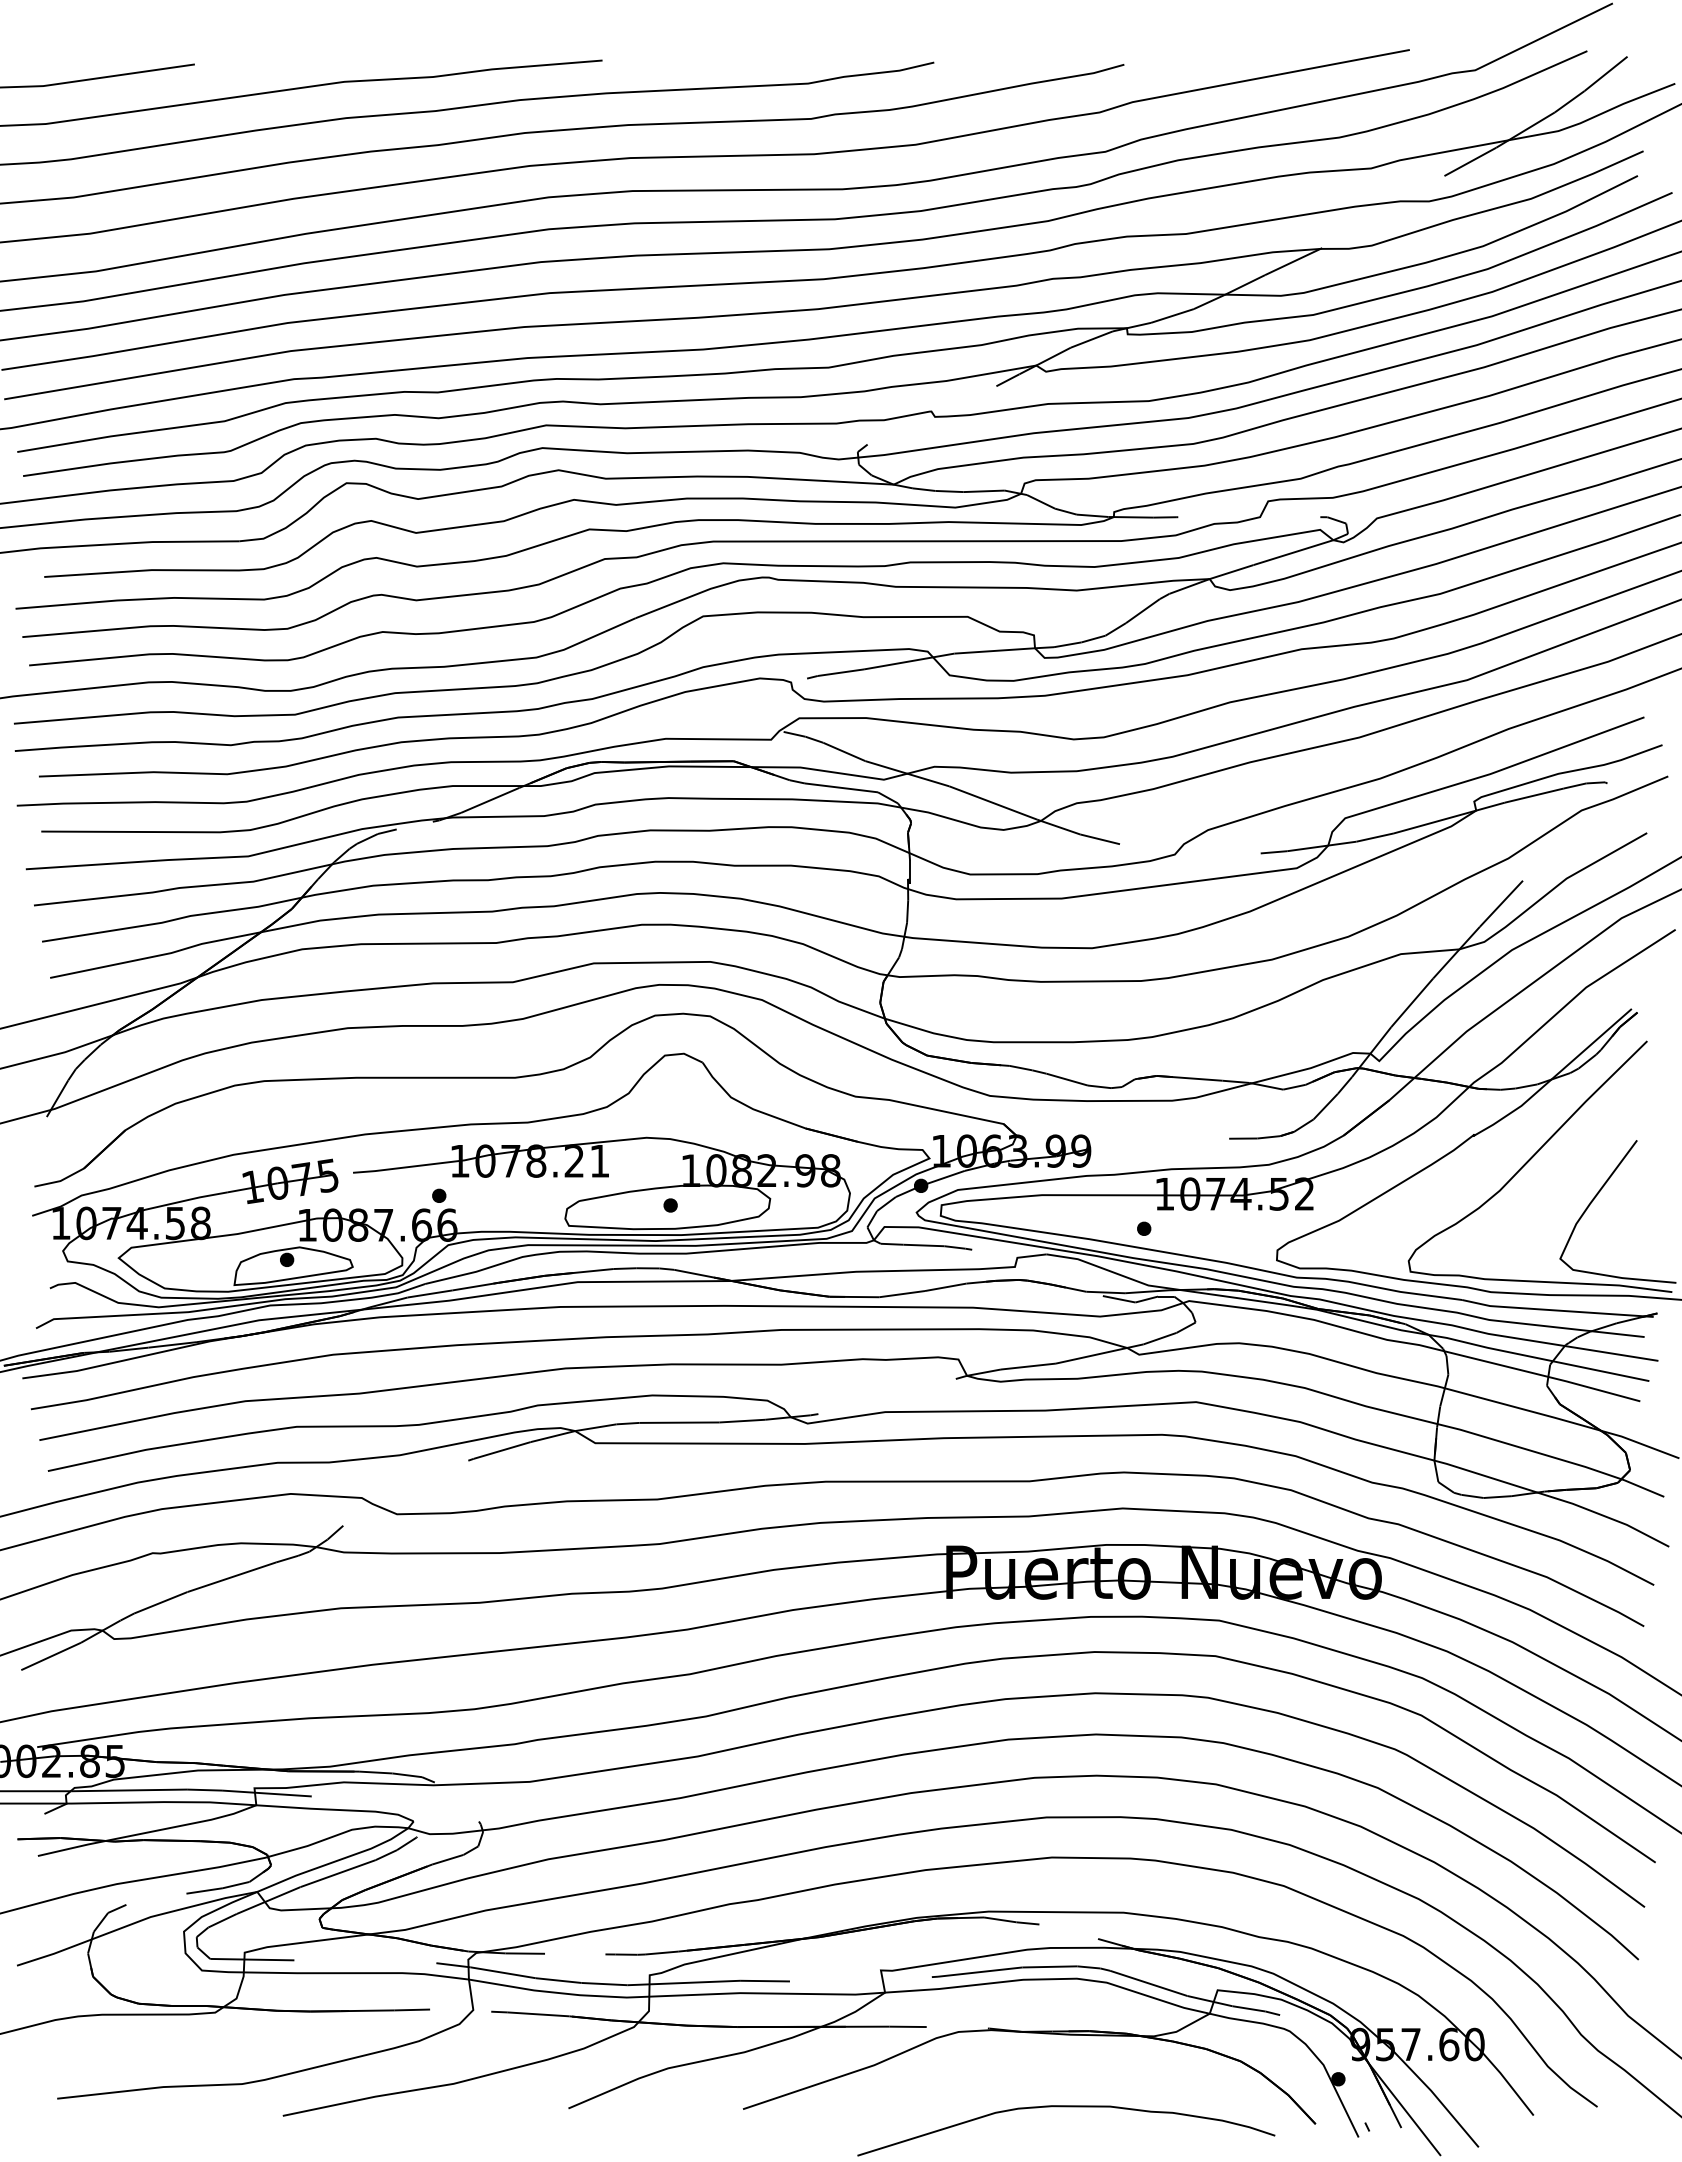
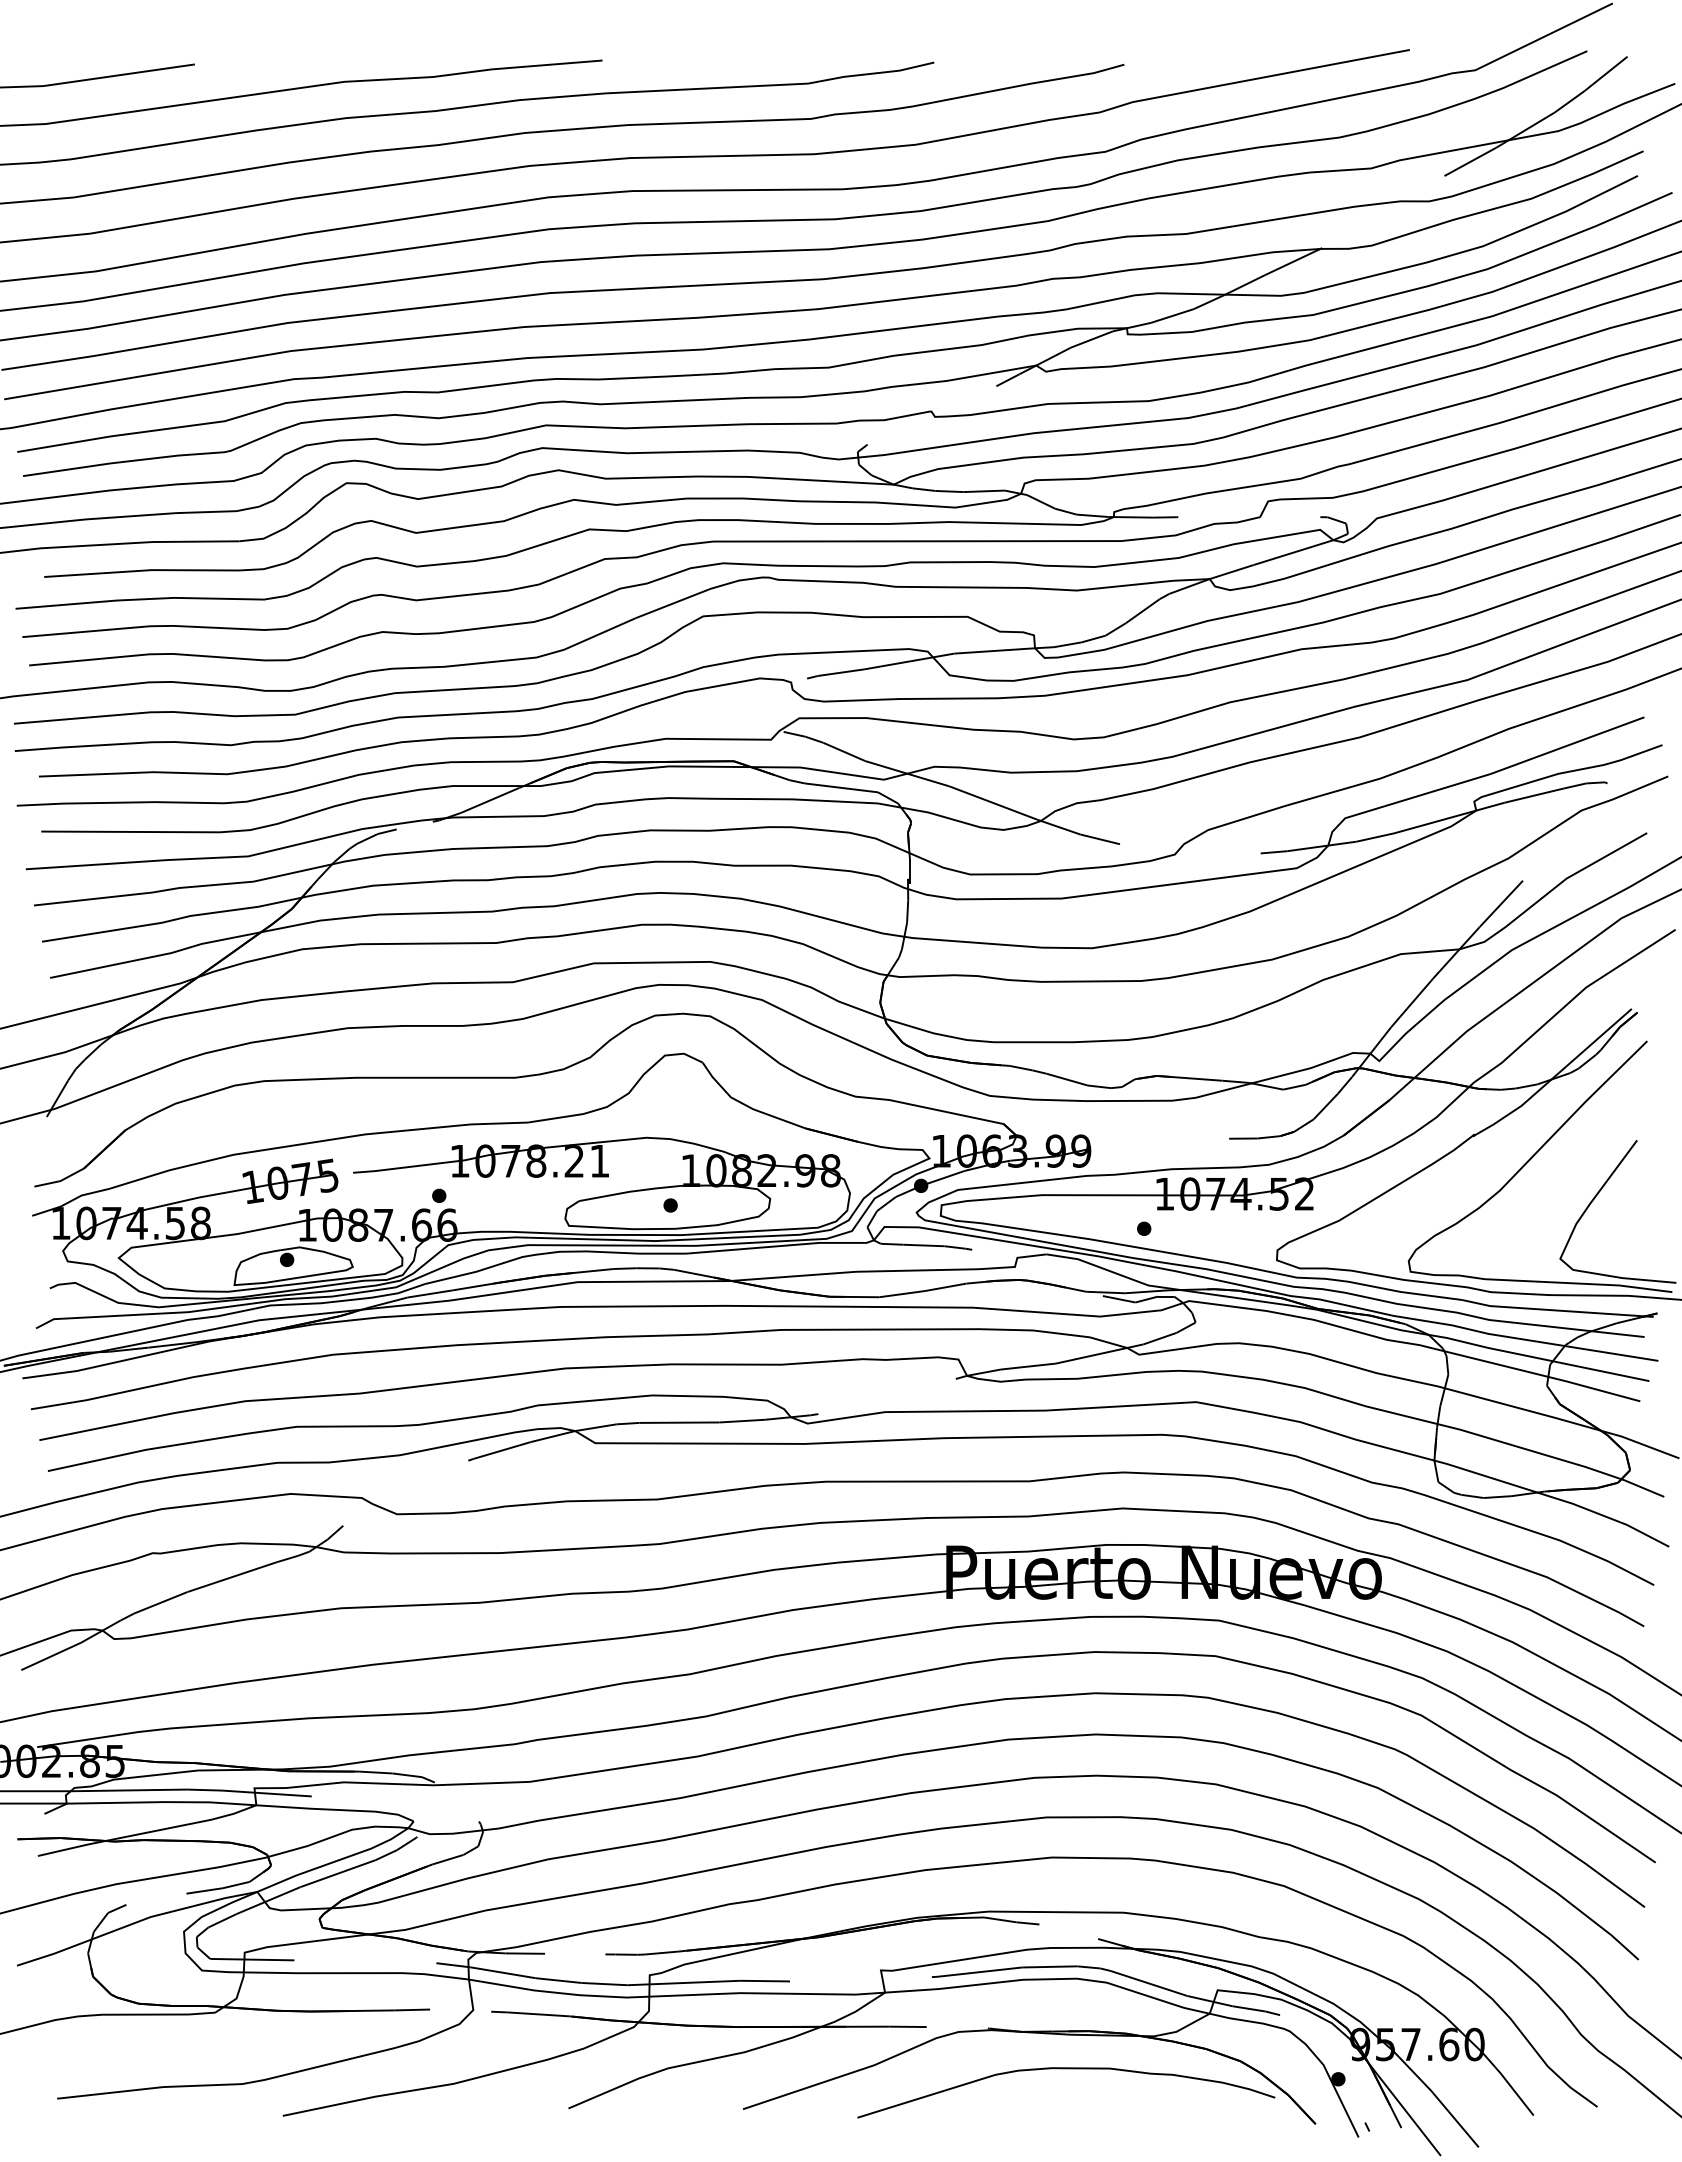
curve position: (1066, 2107) -> (1066, 2069) (1066, 2069)
